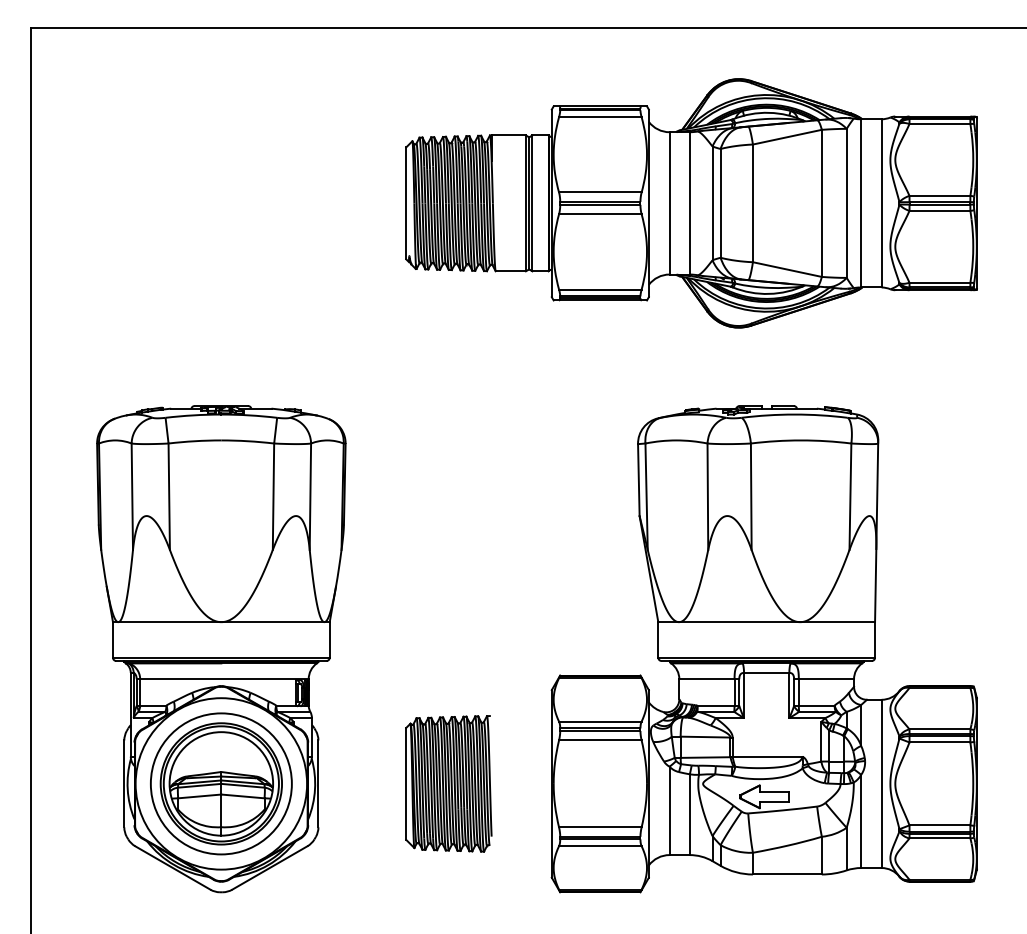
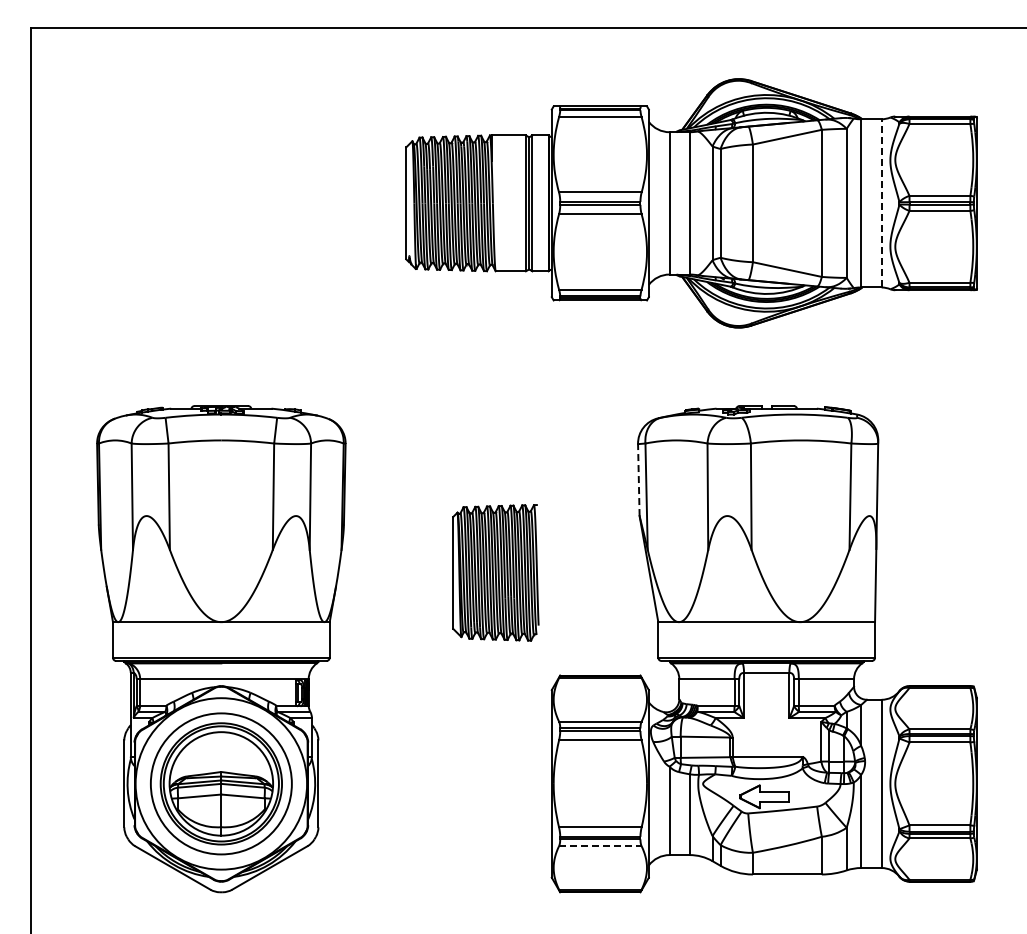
line: solid -> dashed (881, 202)
line: solid -> dashed (638, 480)
part position: (448, 783) -> (495, 572) (495, 572)
line: solid -> dashed (600, 846)
